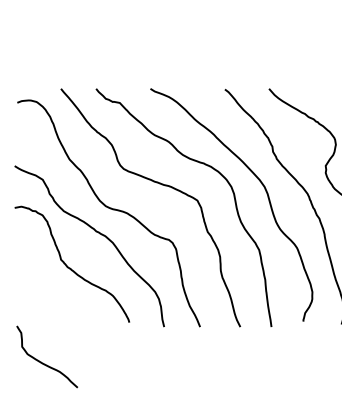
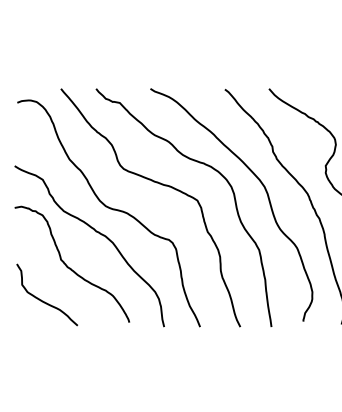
curve position: (43, 362) -> (43, 300) (43, 300)
